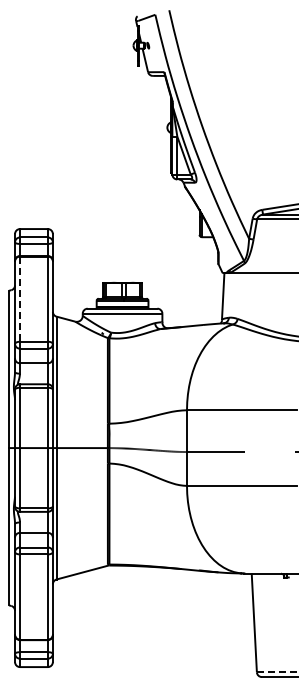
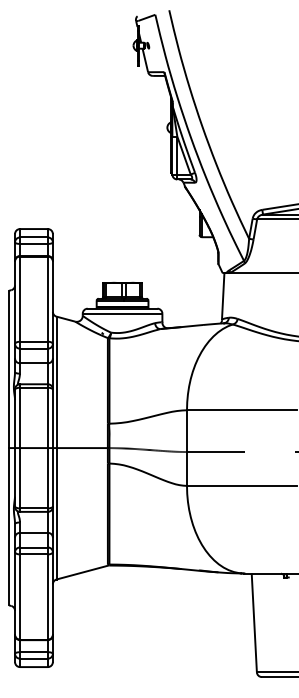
line: dashed -> solid (20, 299)
line: dashed -> solid (277, 672)
